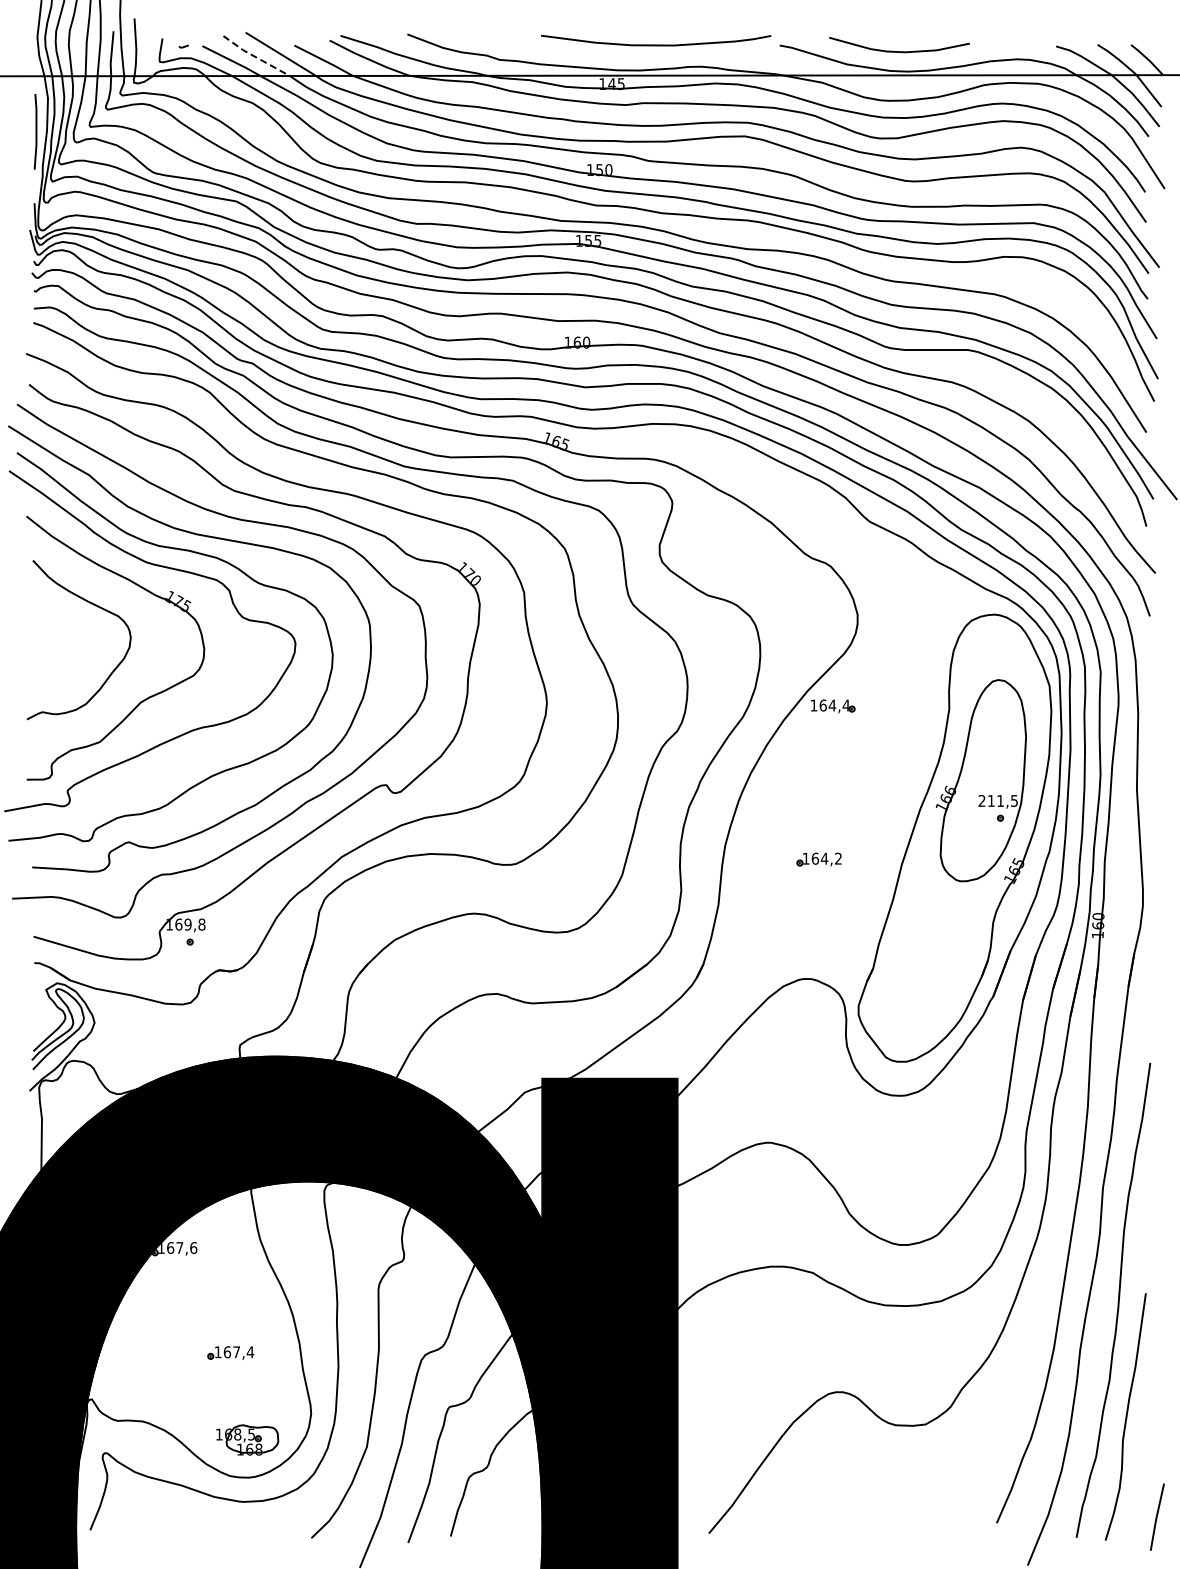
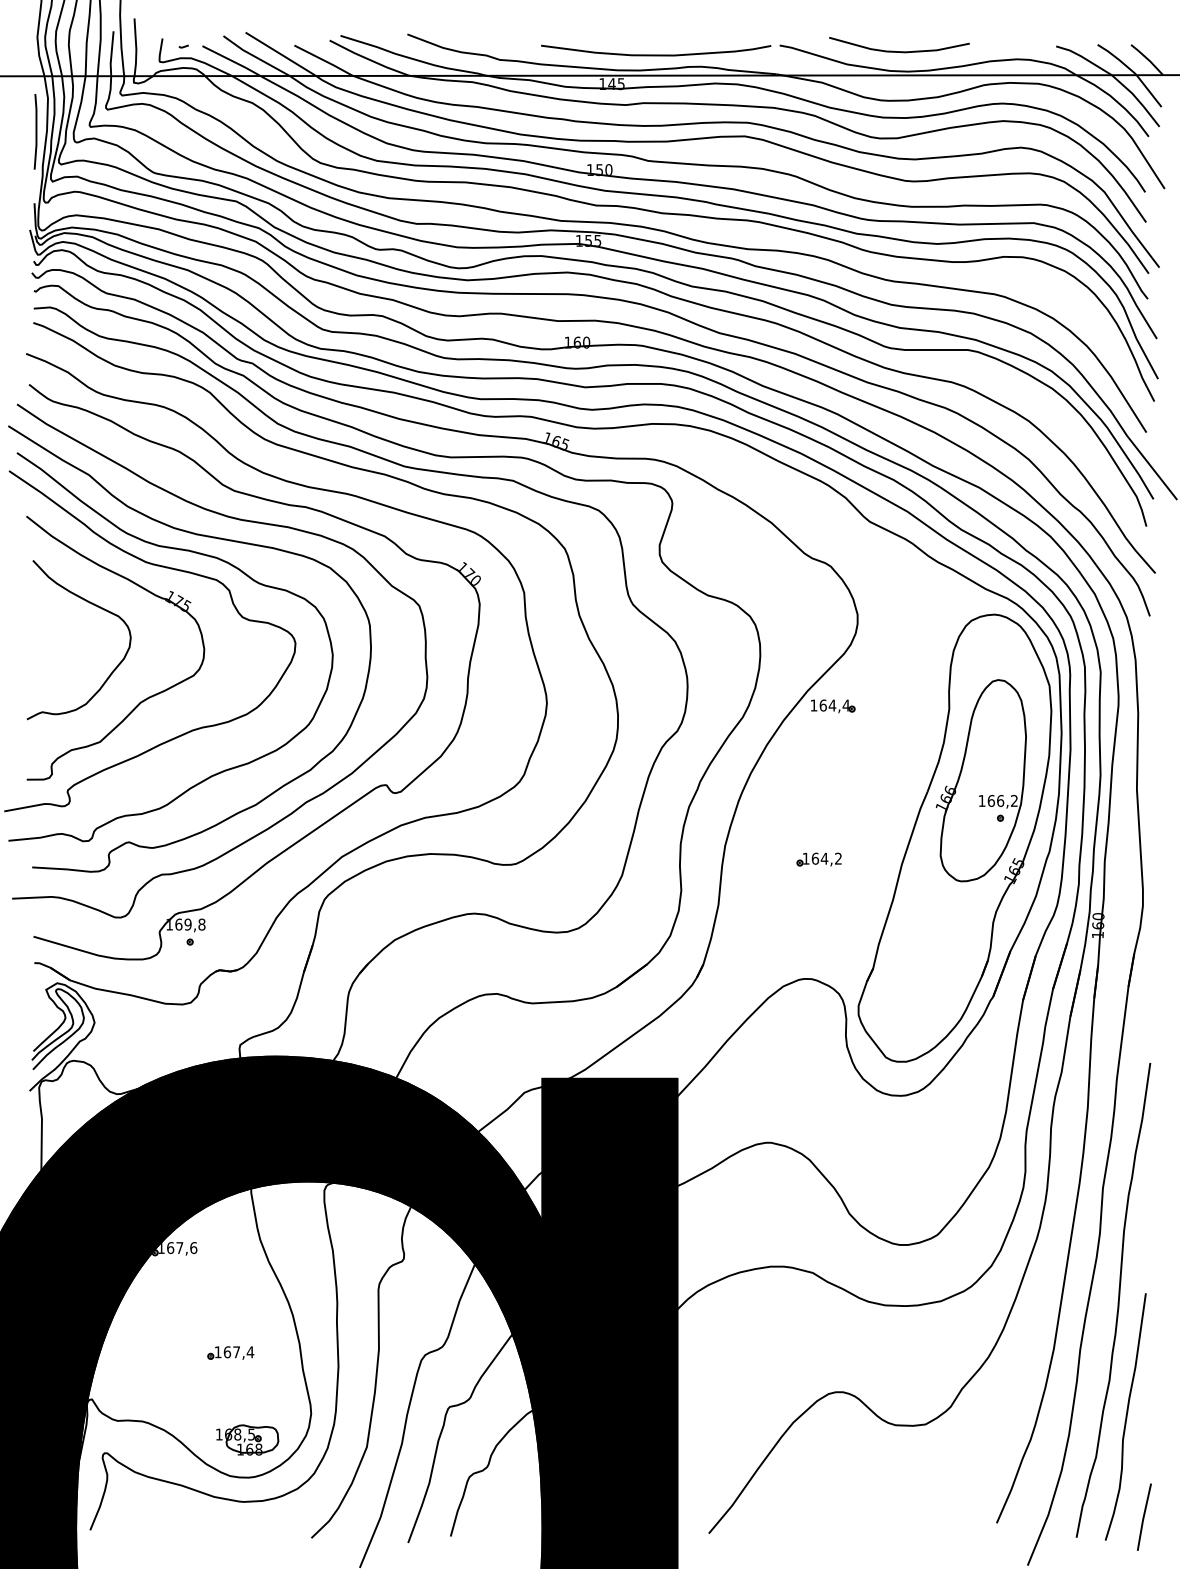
curve position: (656, 44) -> (656, 54) (656, 54)
line: dashed -> solid (255, 57)
text: 211,5 -> 166,2 (997, 800)
line position: (1157, 1516) -> (1144, 1516) (1144, 1516)
